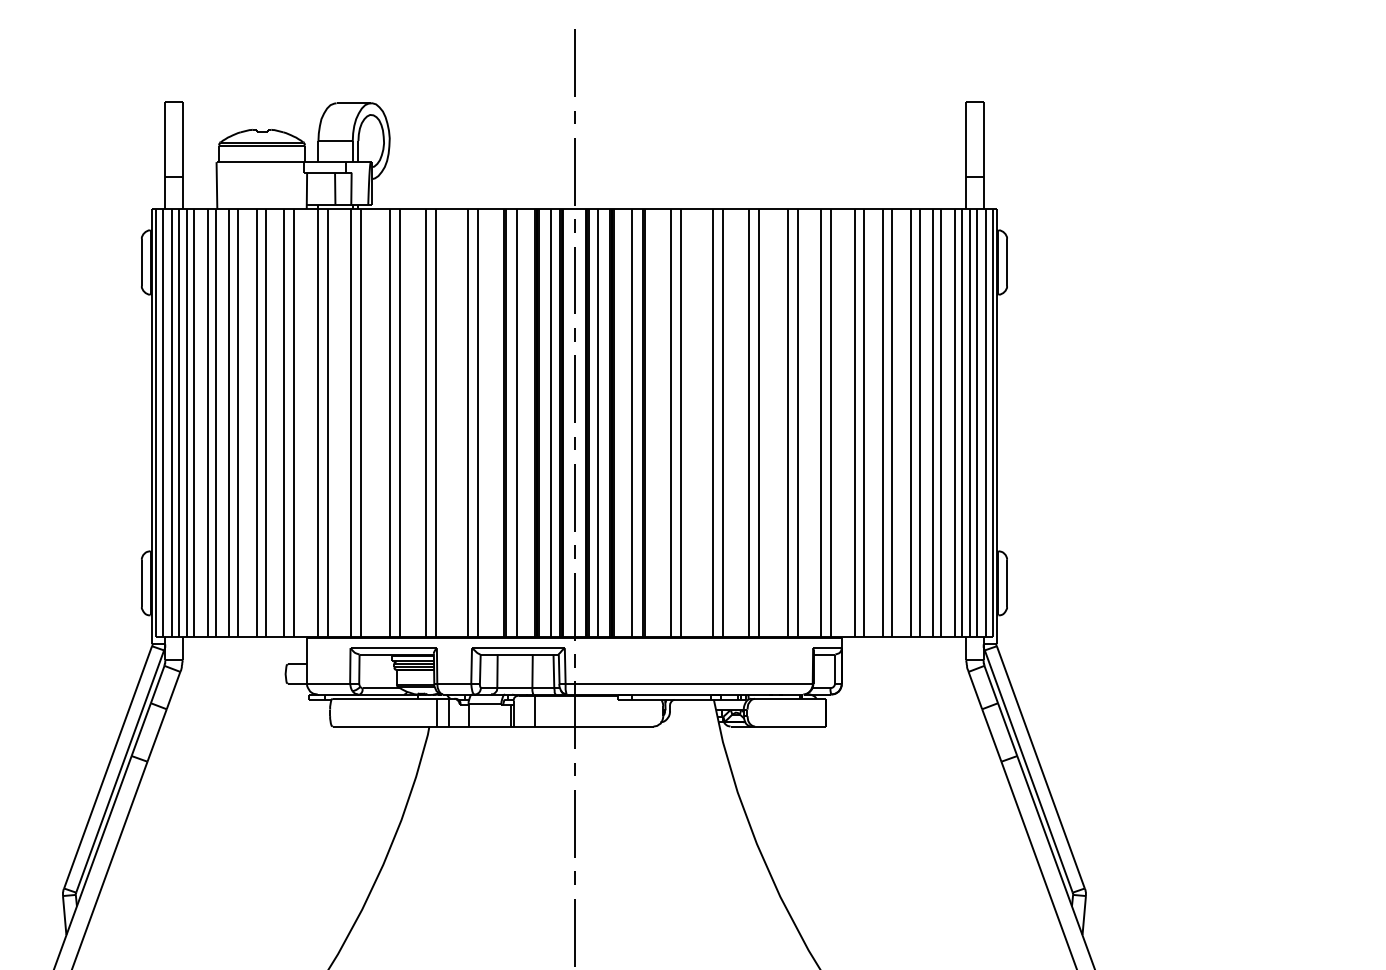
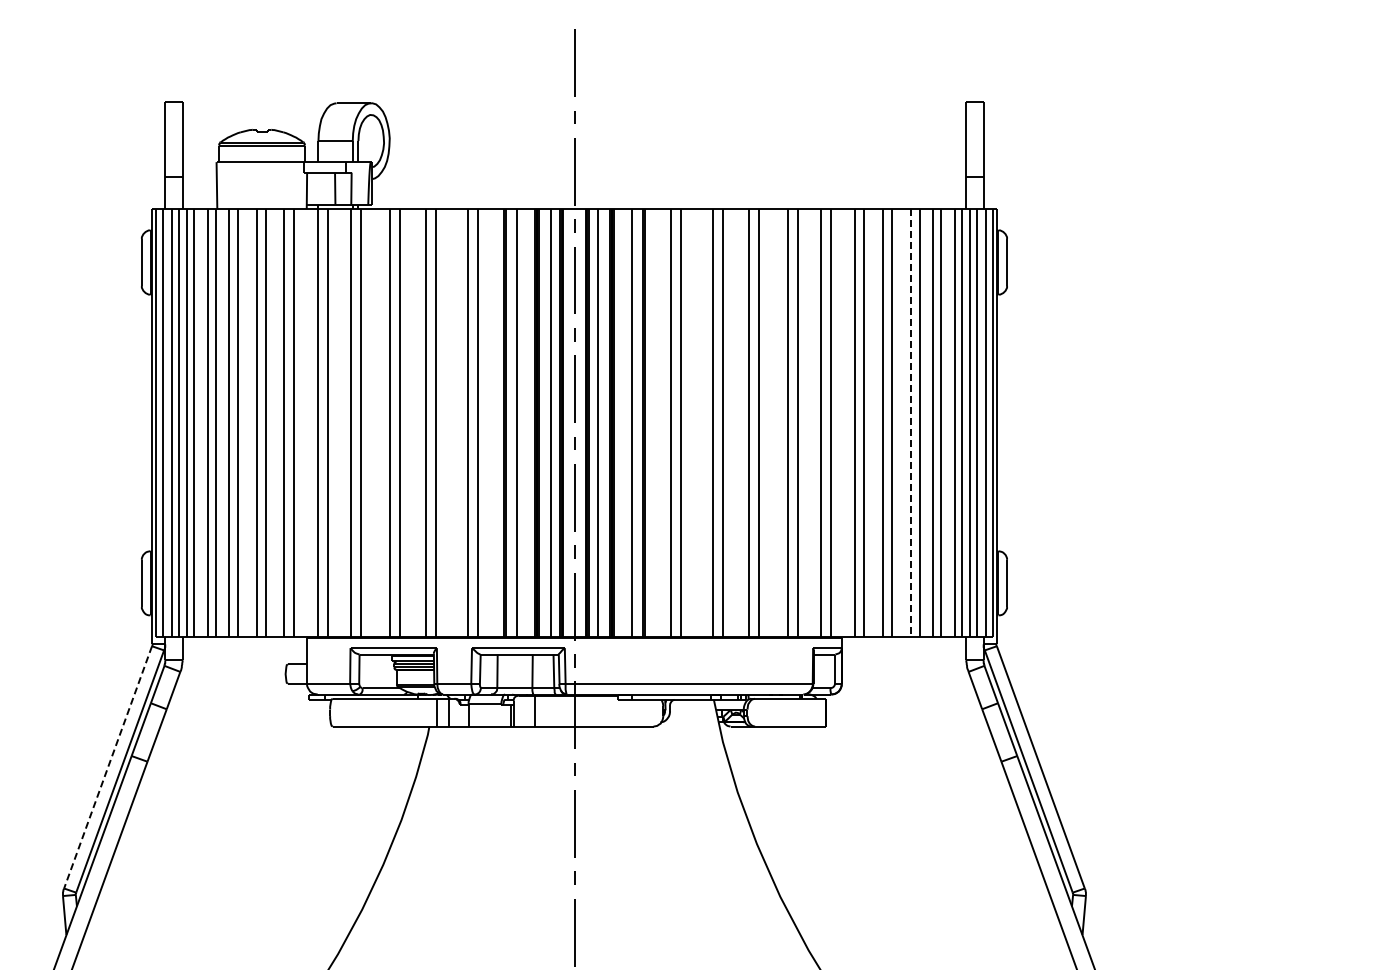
line: solid -> dashed (911, 422)
line: solid -> dashed (108, 767)
